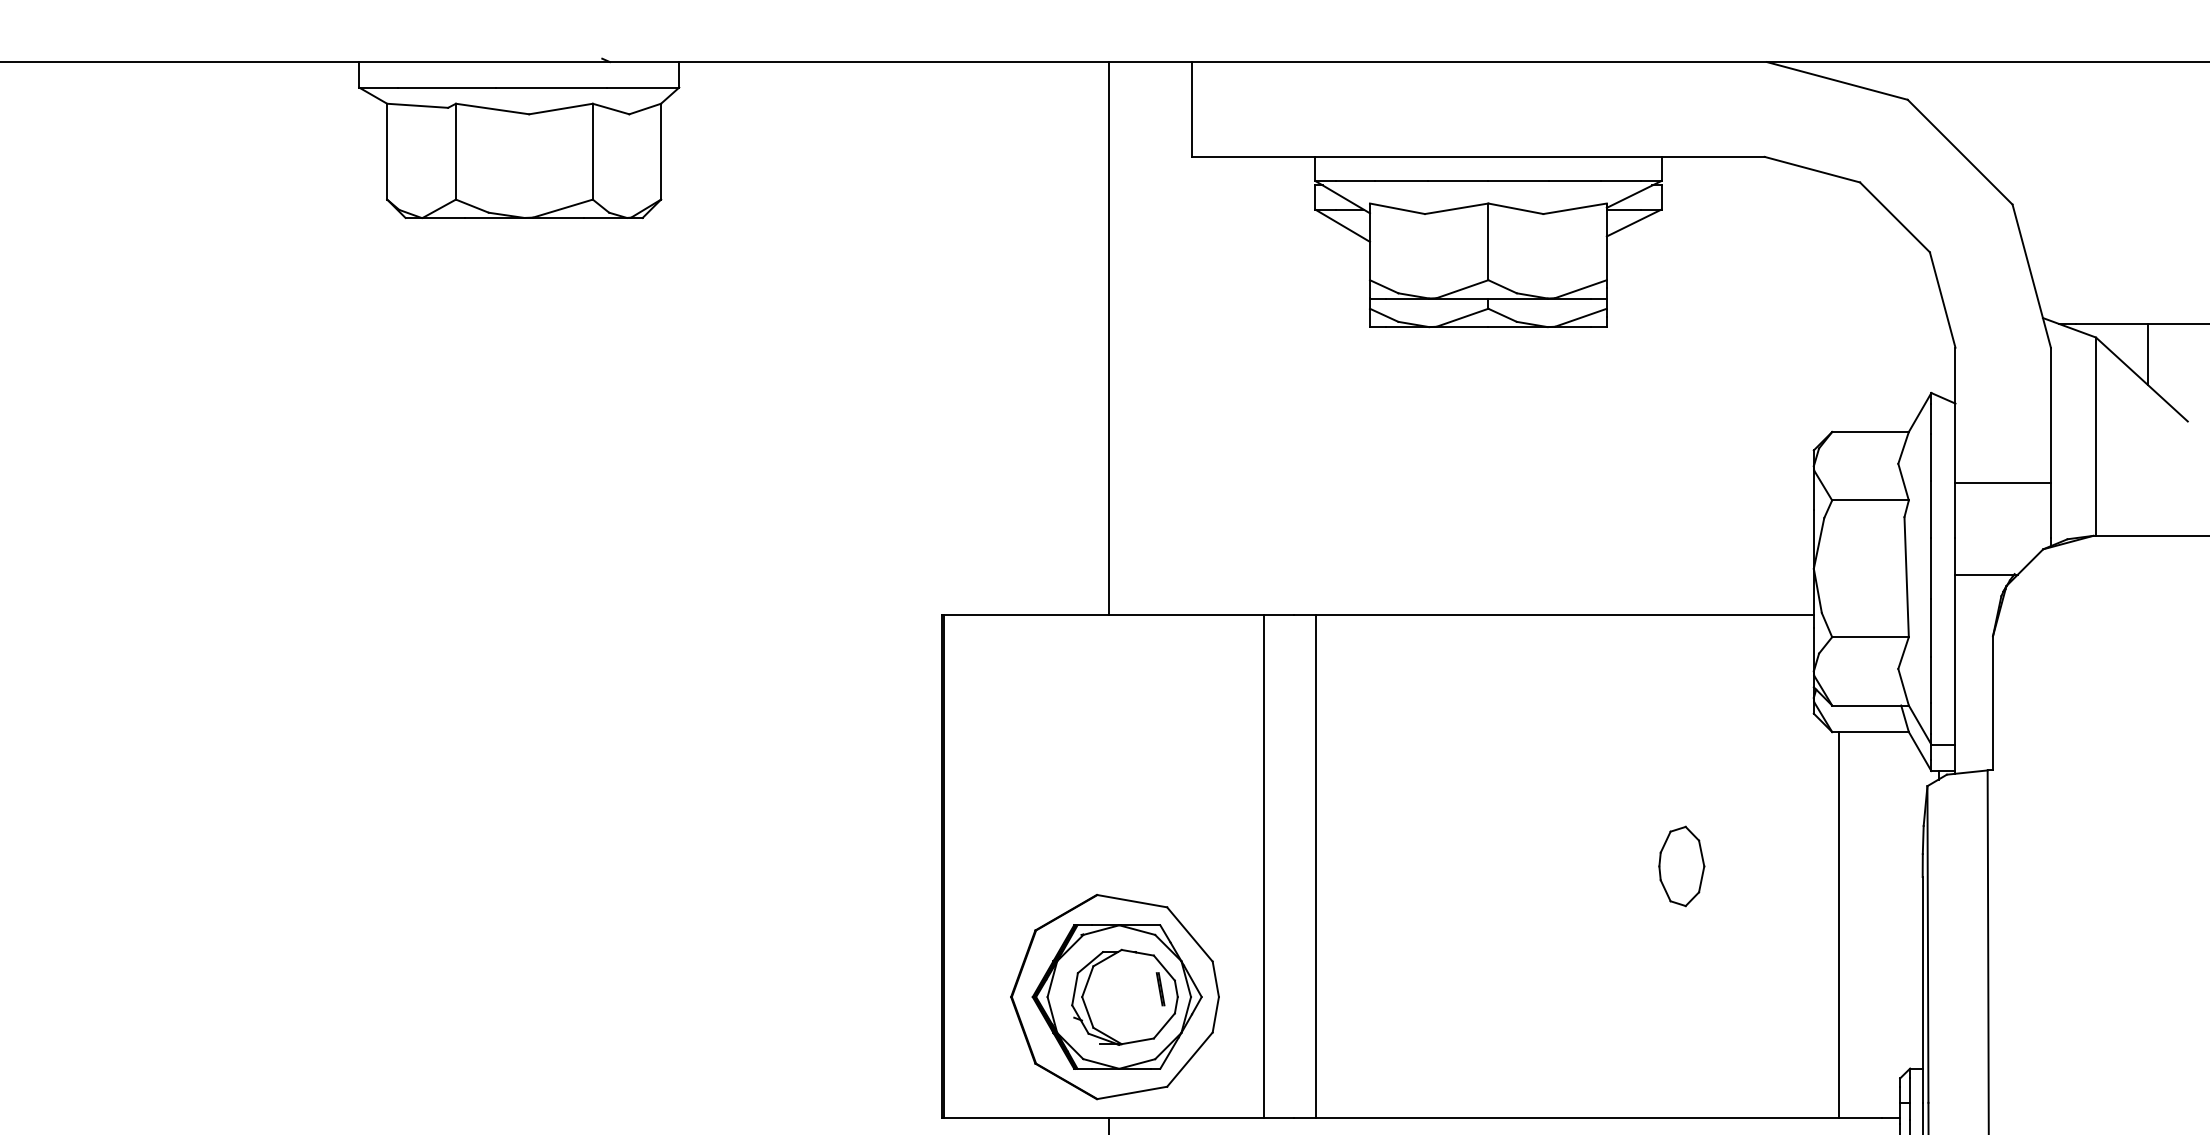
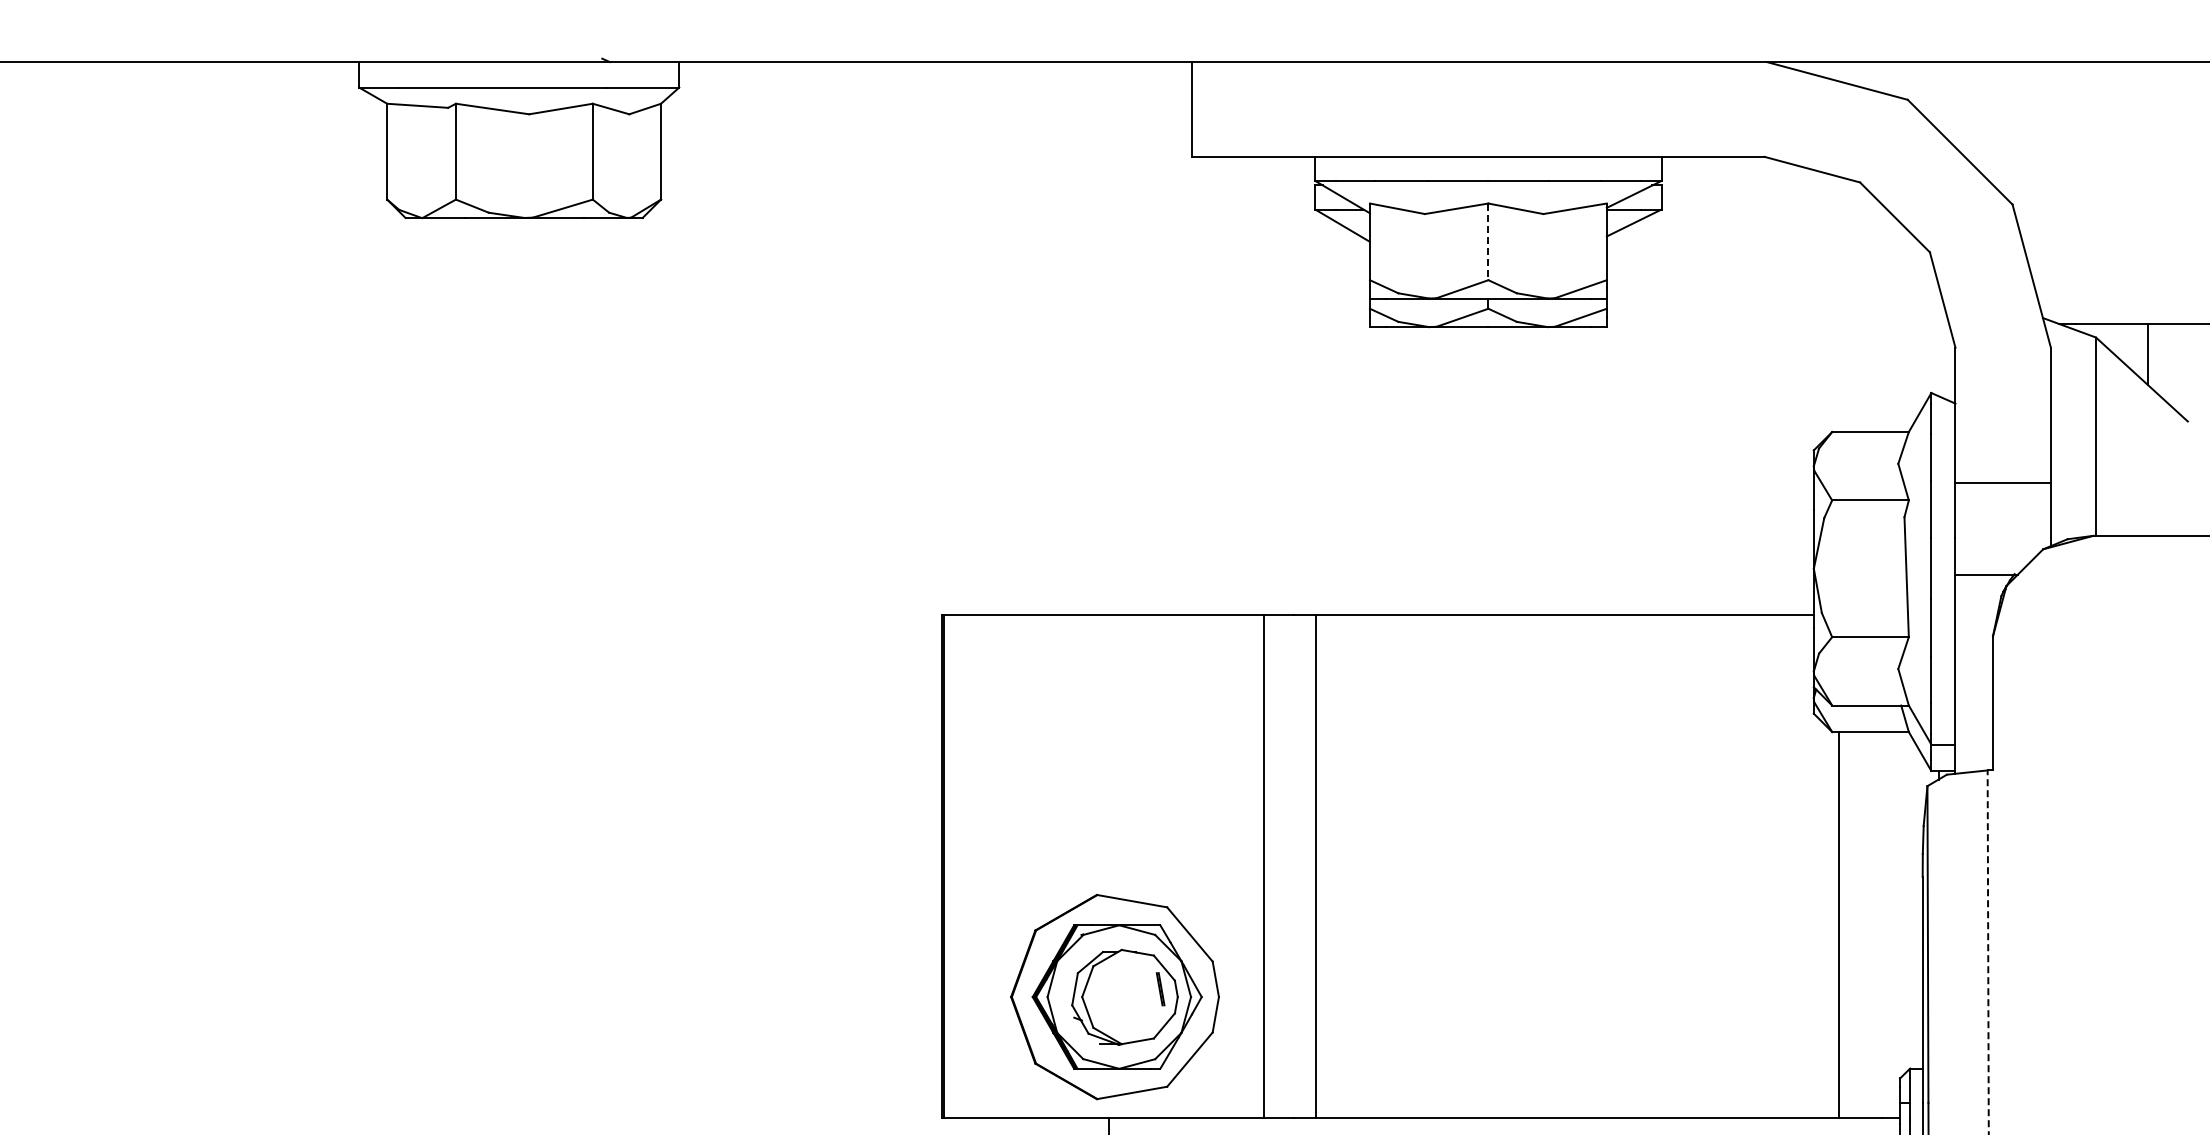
line: solid -> dashed (1488, 242)
line: present -> none (1109, 338)
part: present -> none (1681, 866)
line: solid -> dashed (1988, 952)
